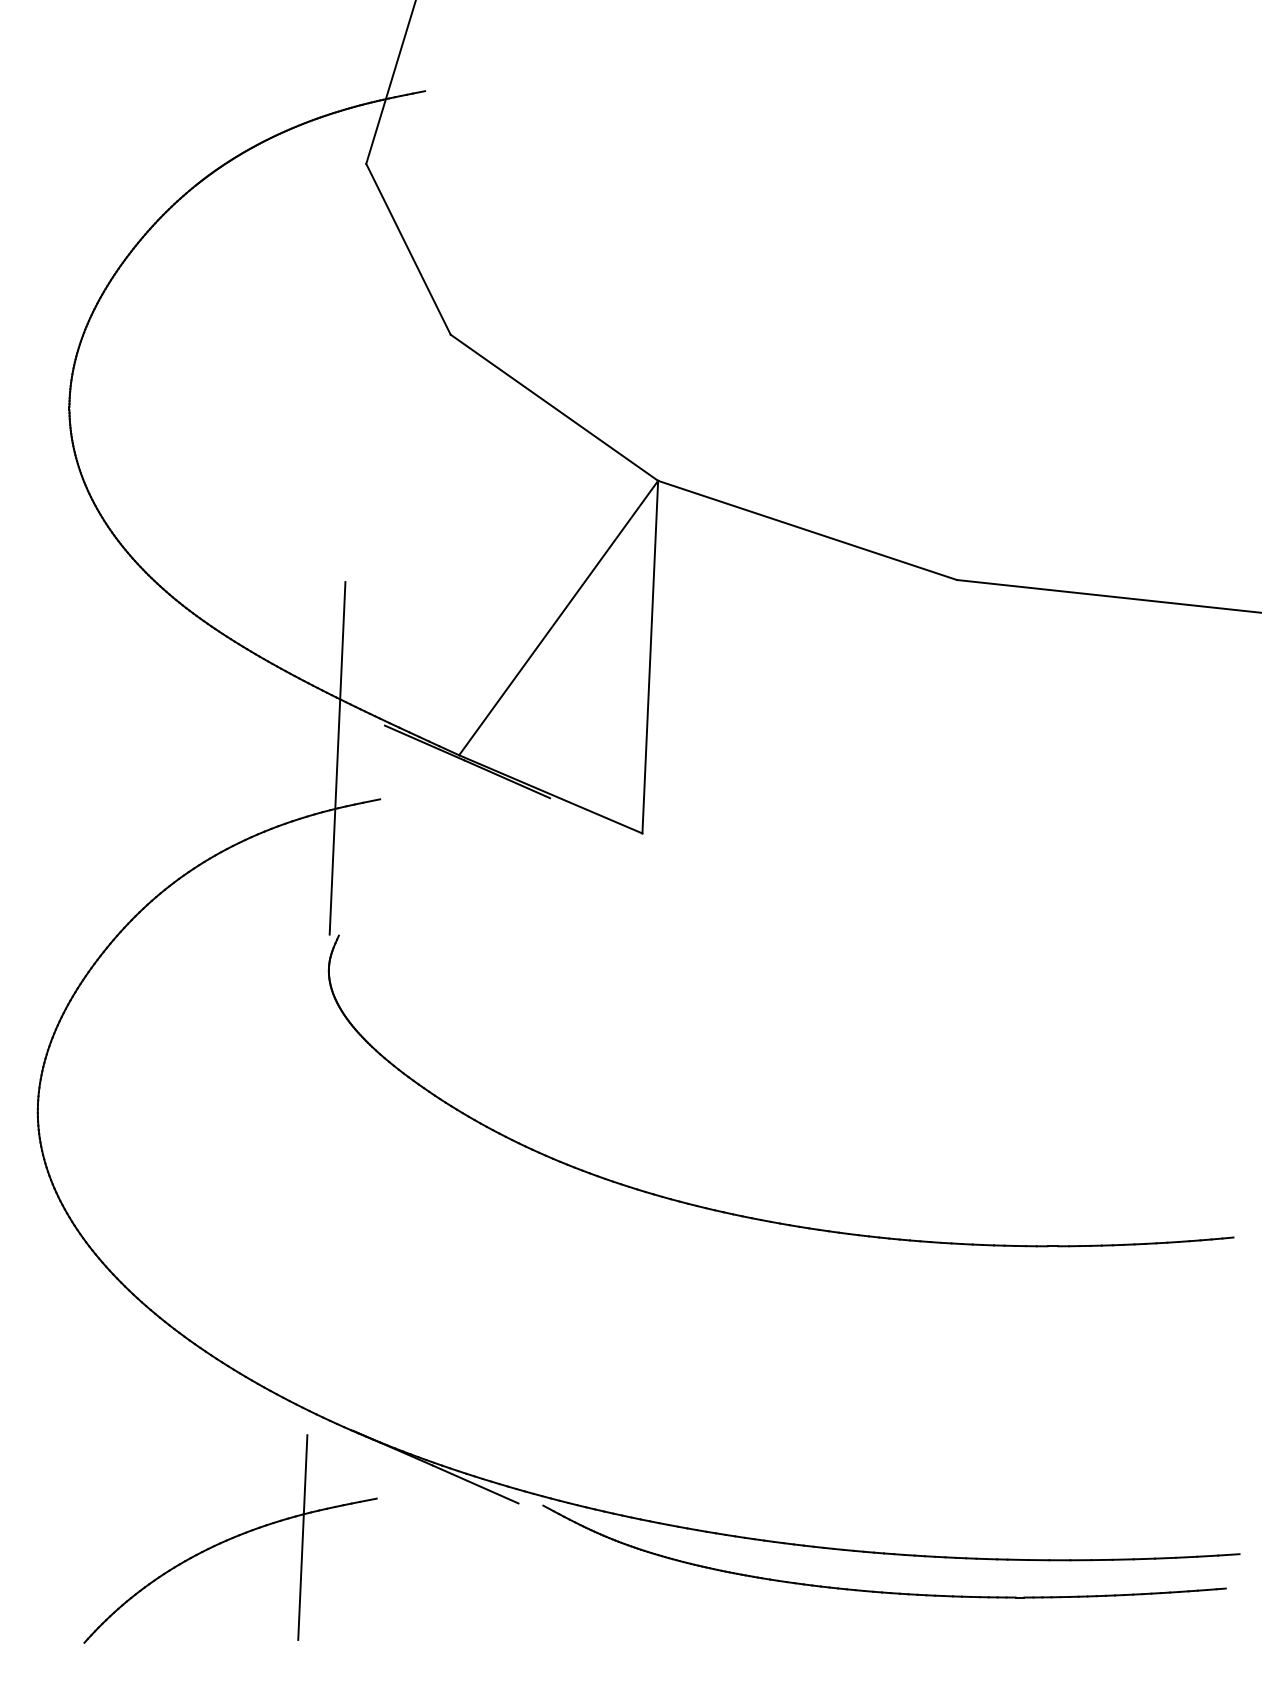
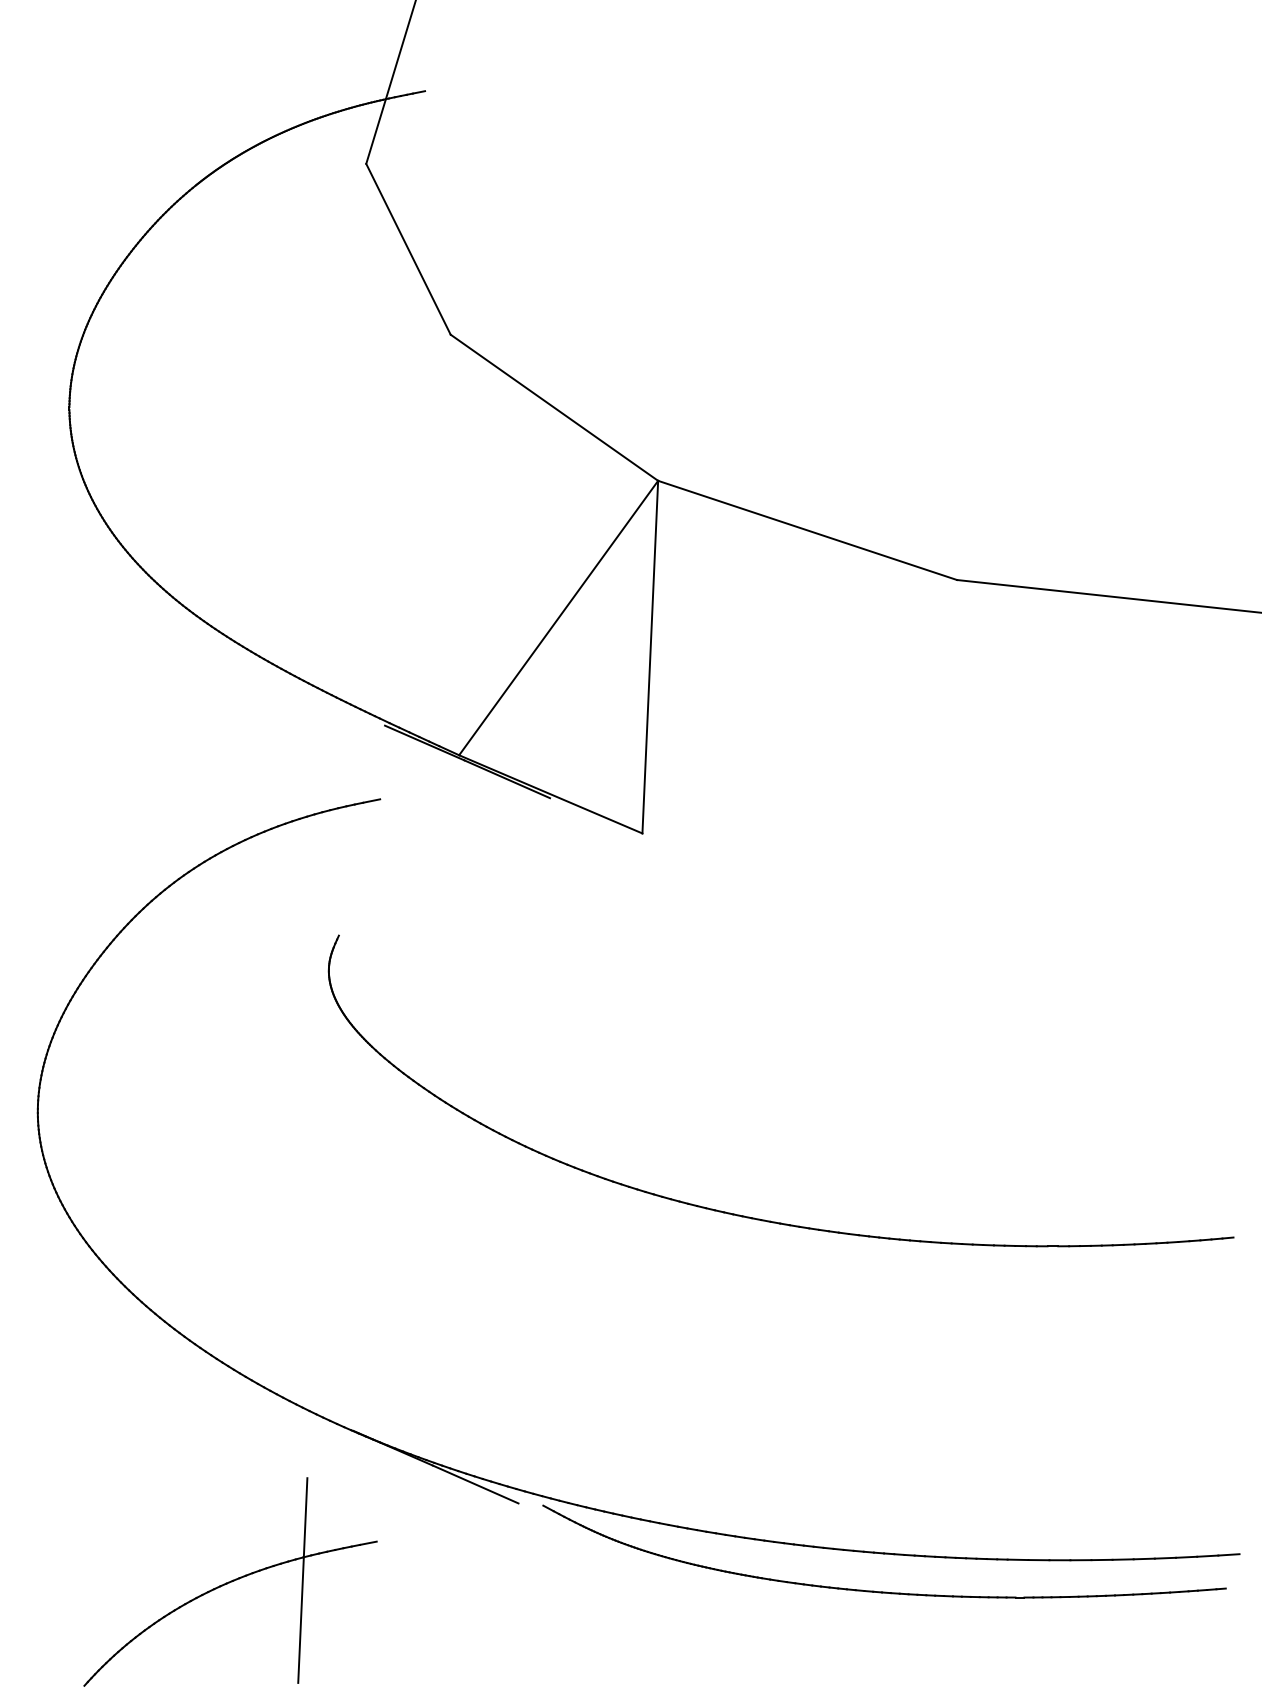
line: present -> none (337, 758)
part position: (230, 1538) -> (230, 1581) (230, 1581)
